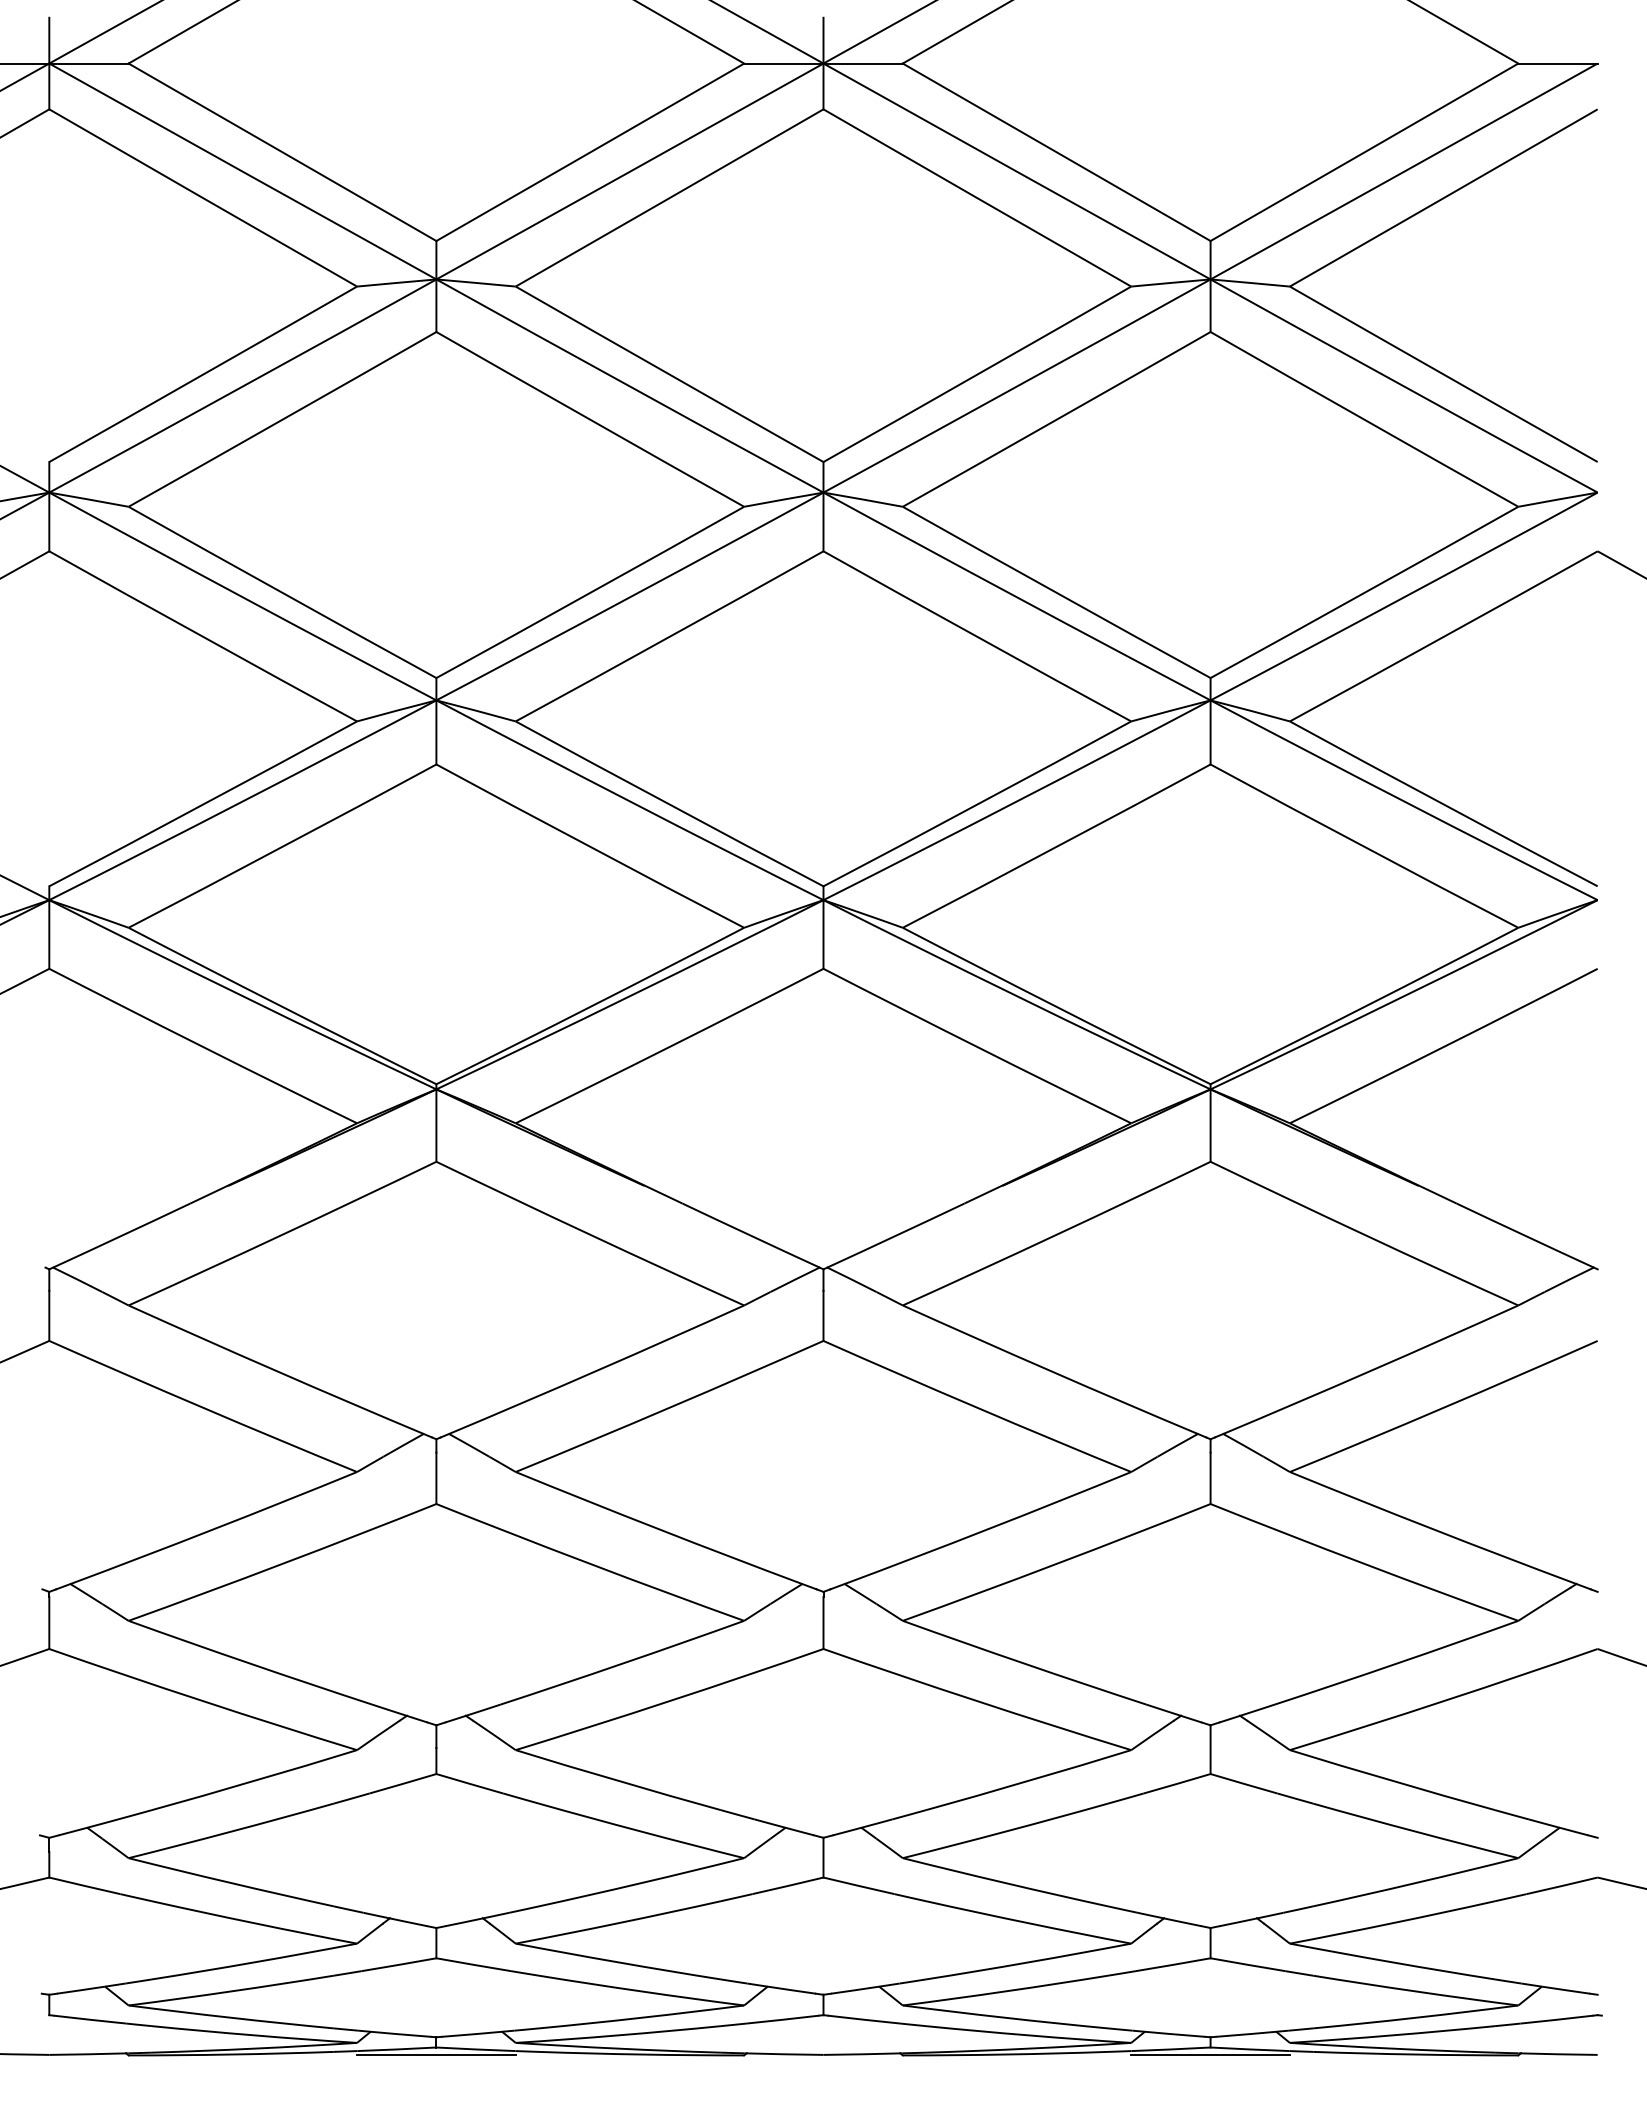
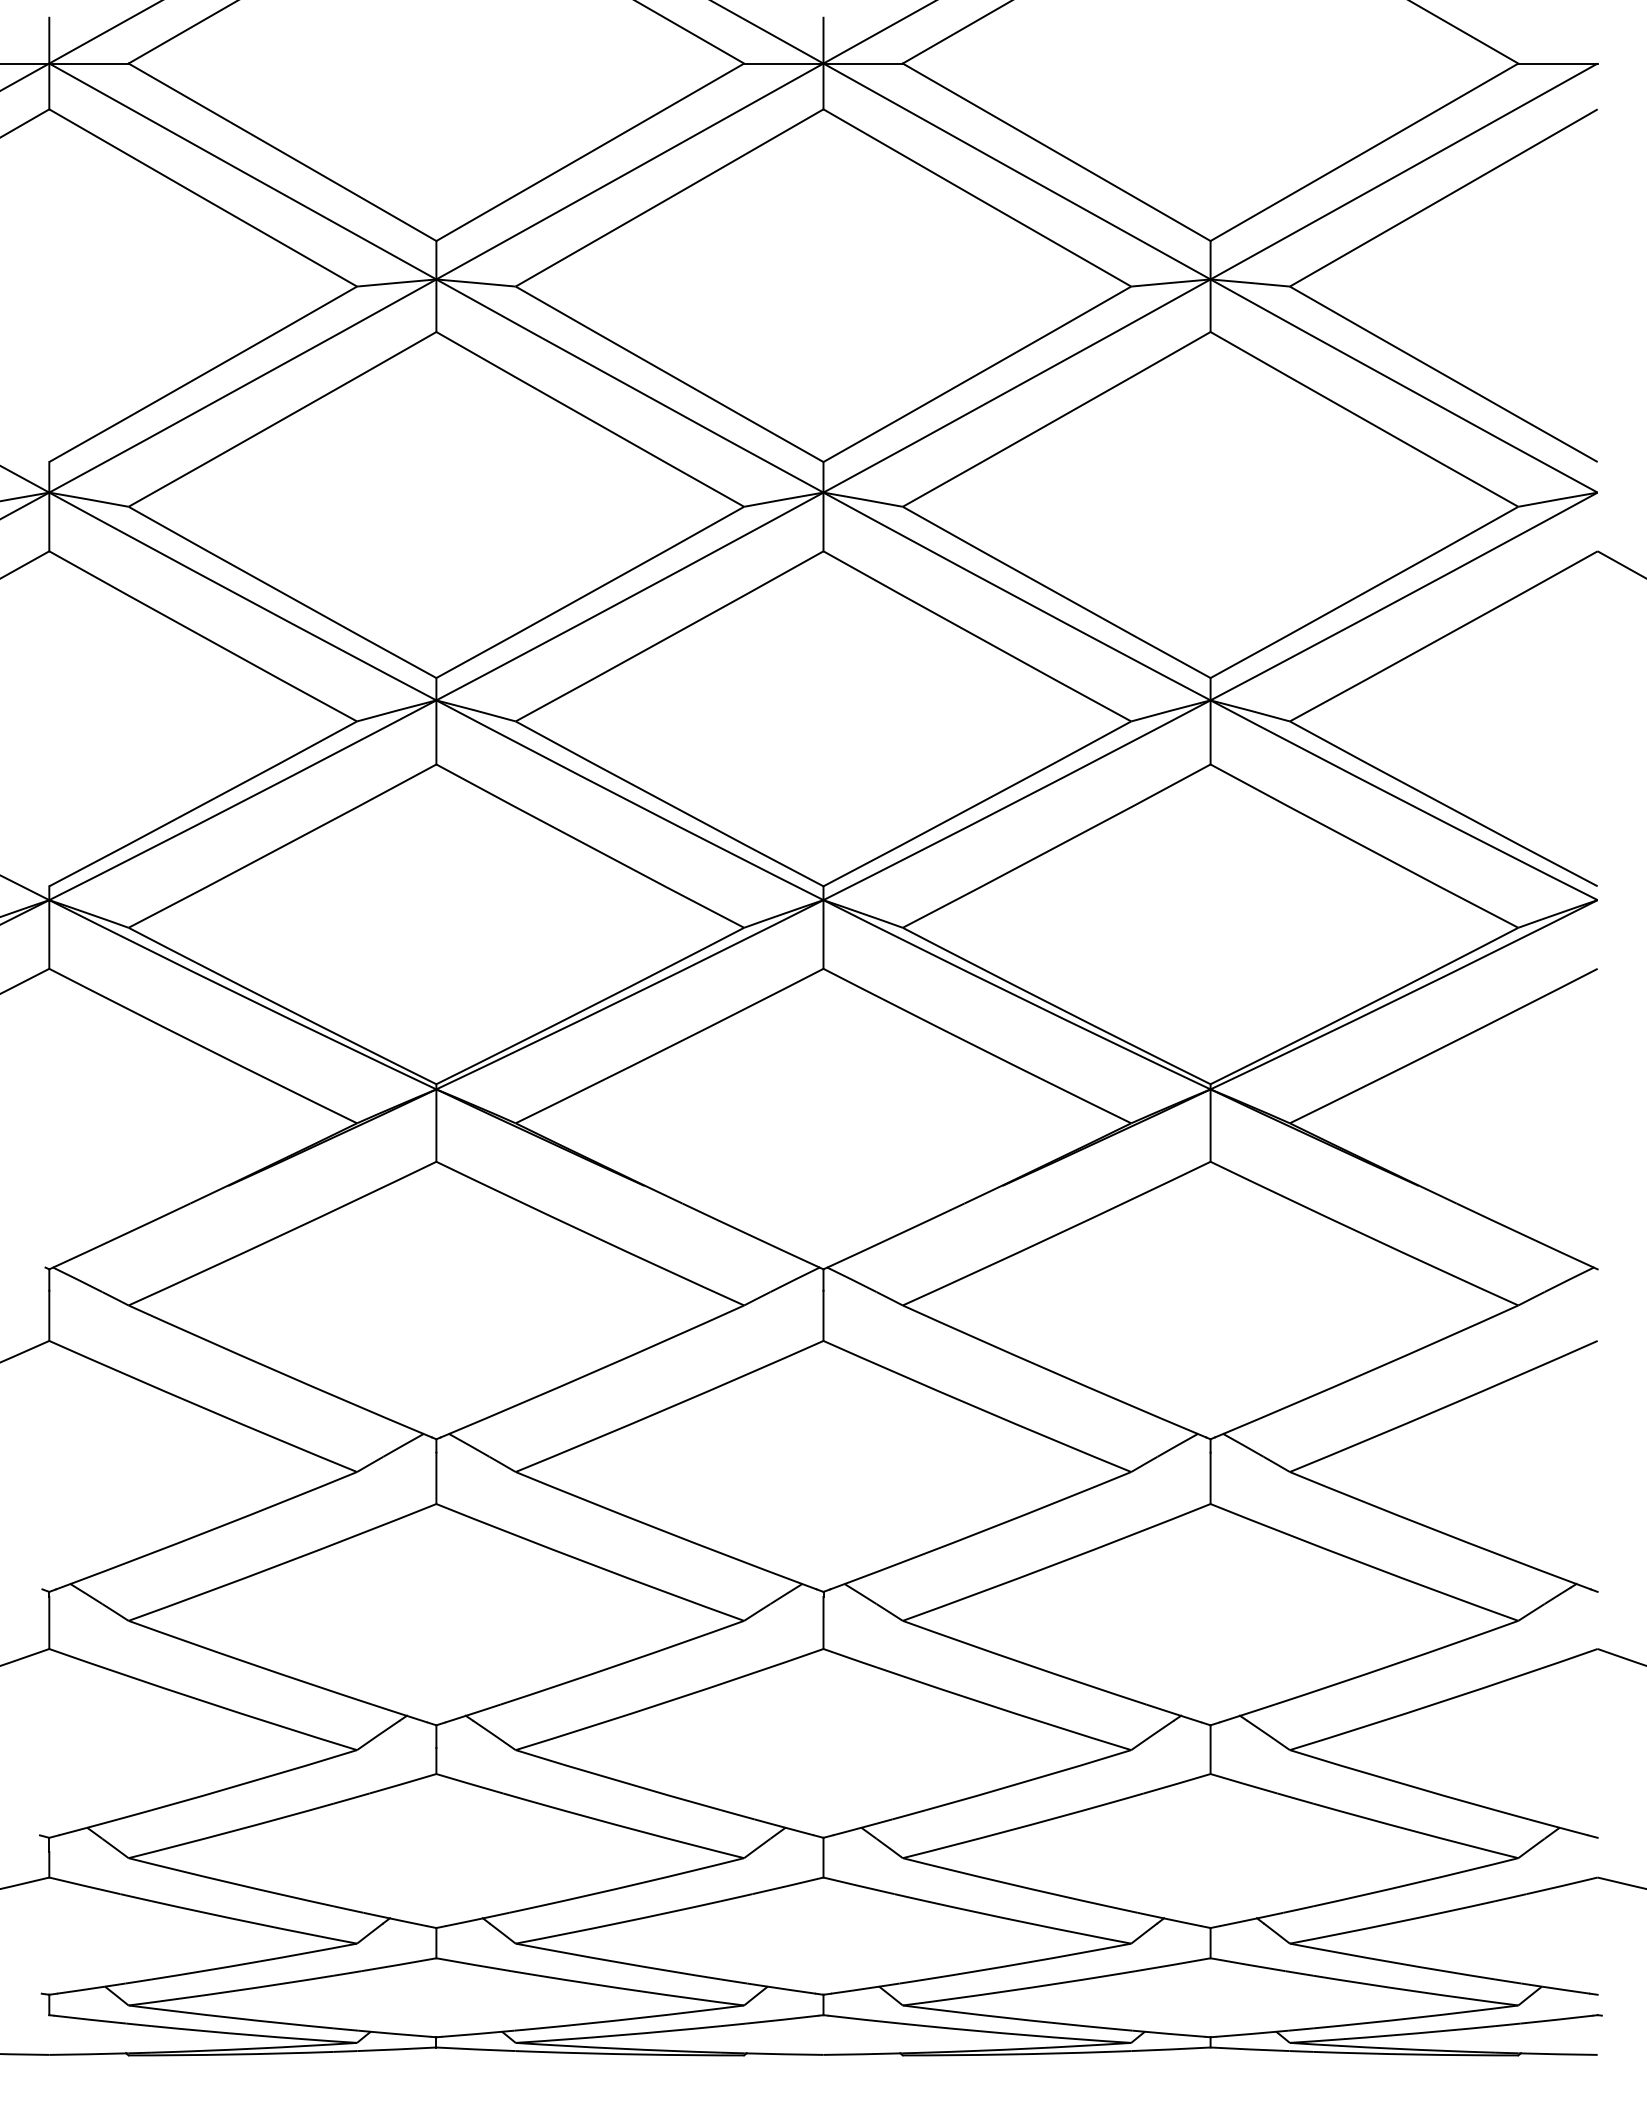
line: present -> none (436, 2055)
line: present -> none (1210, 2055)
